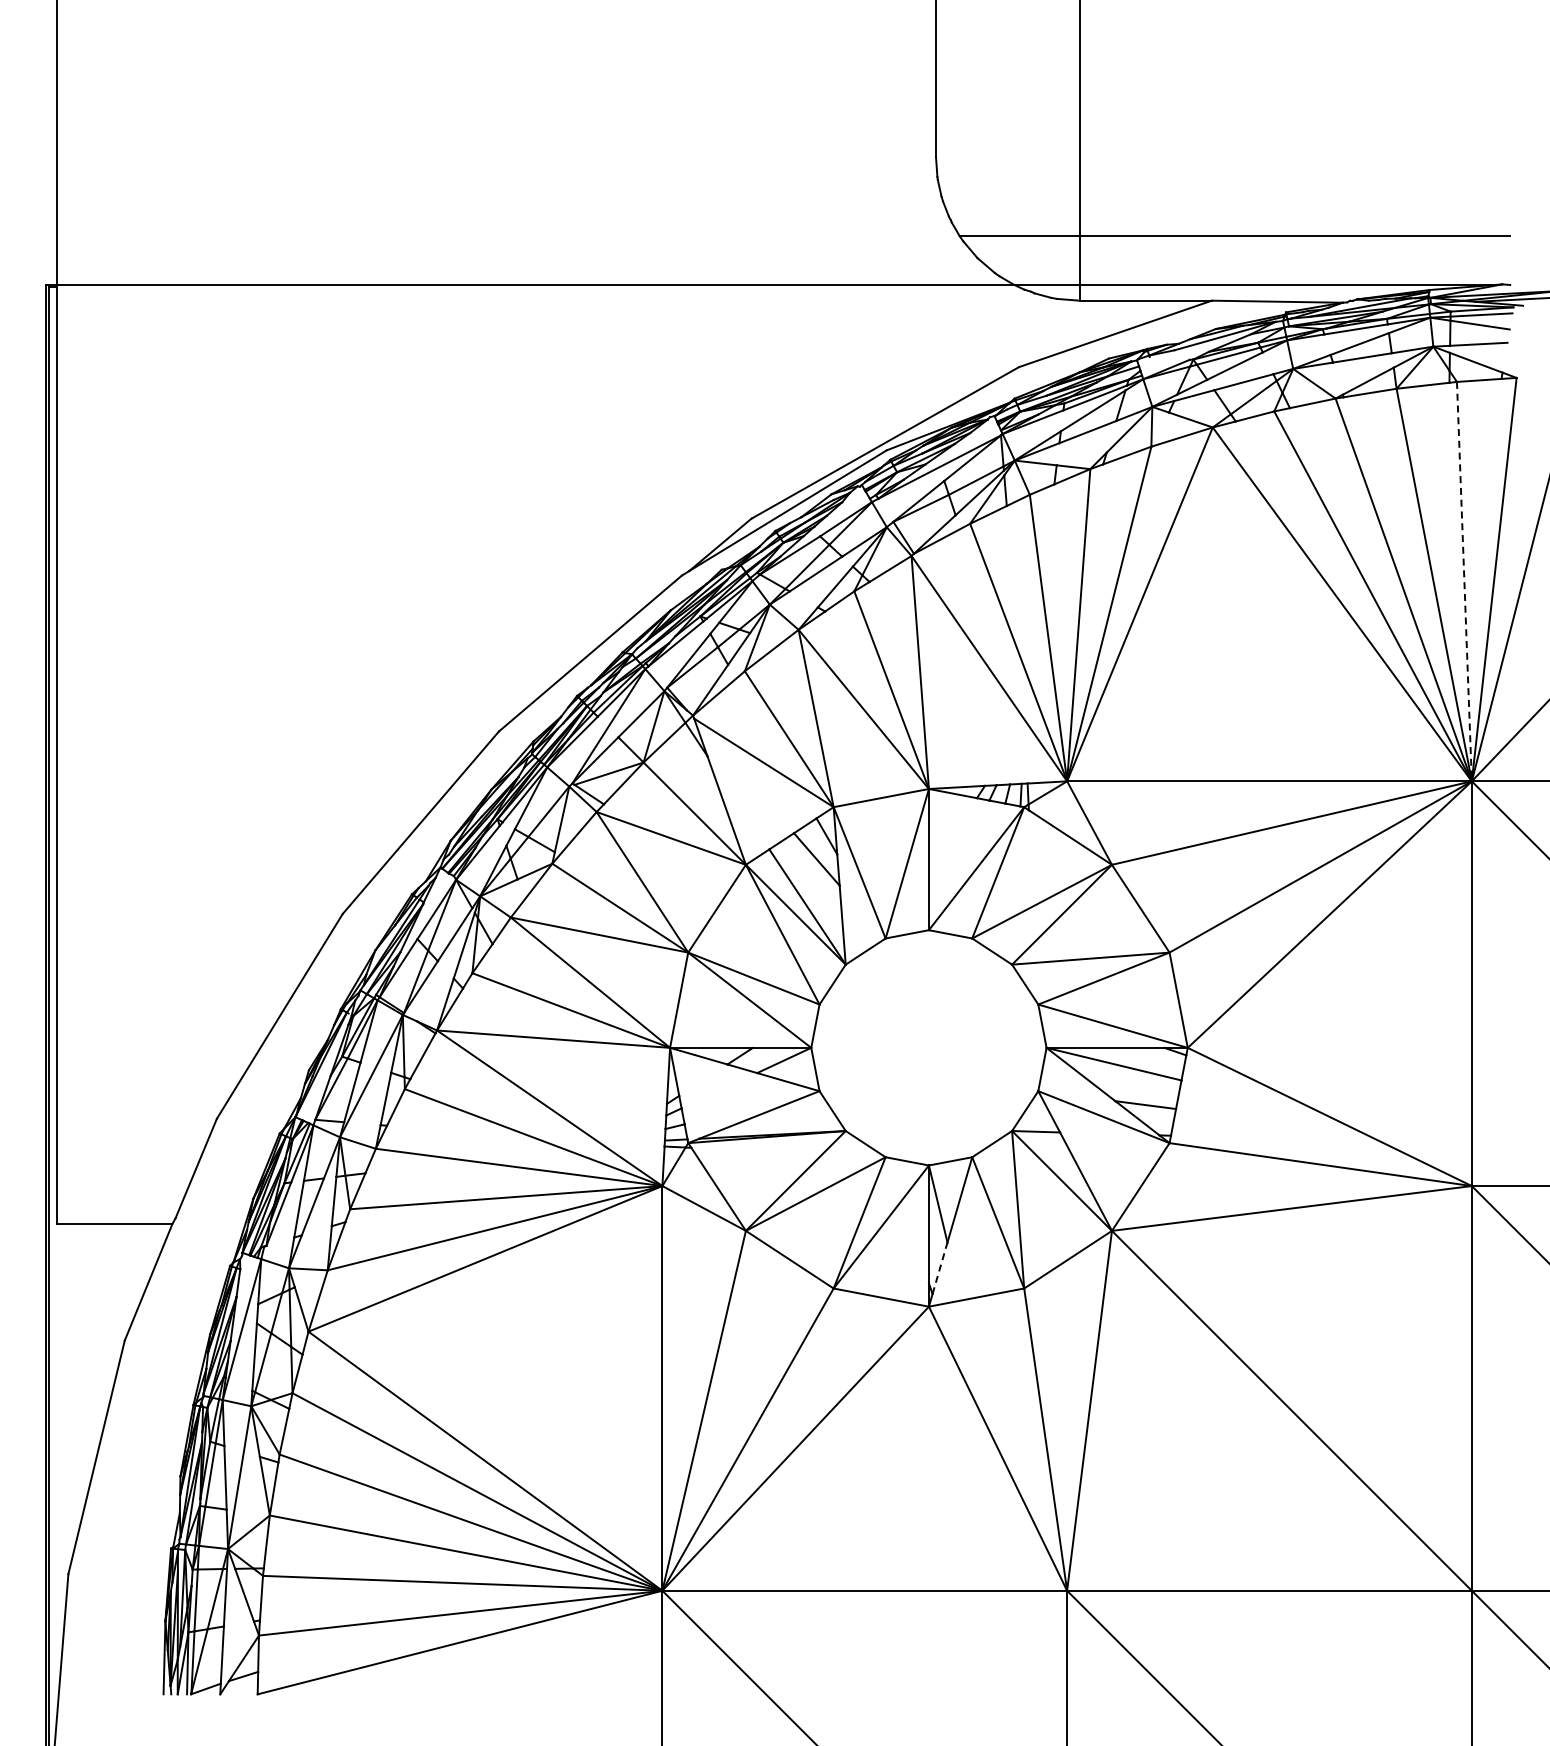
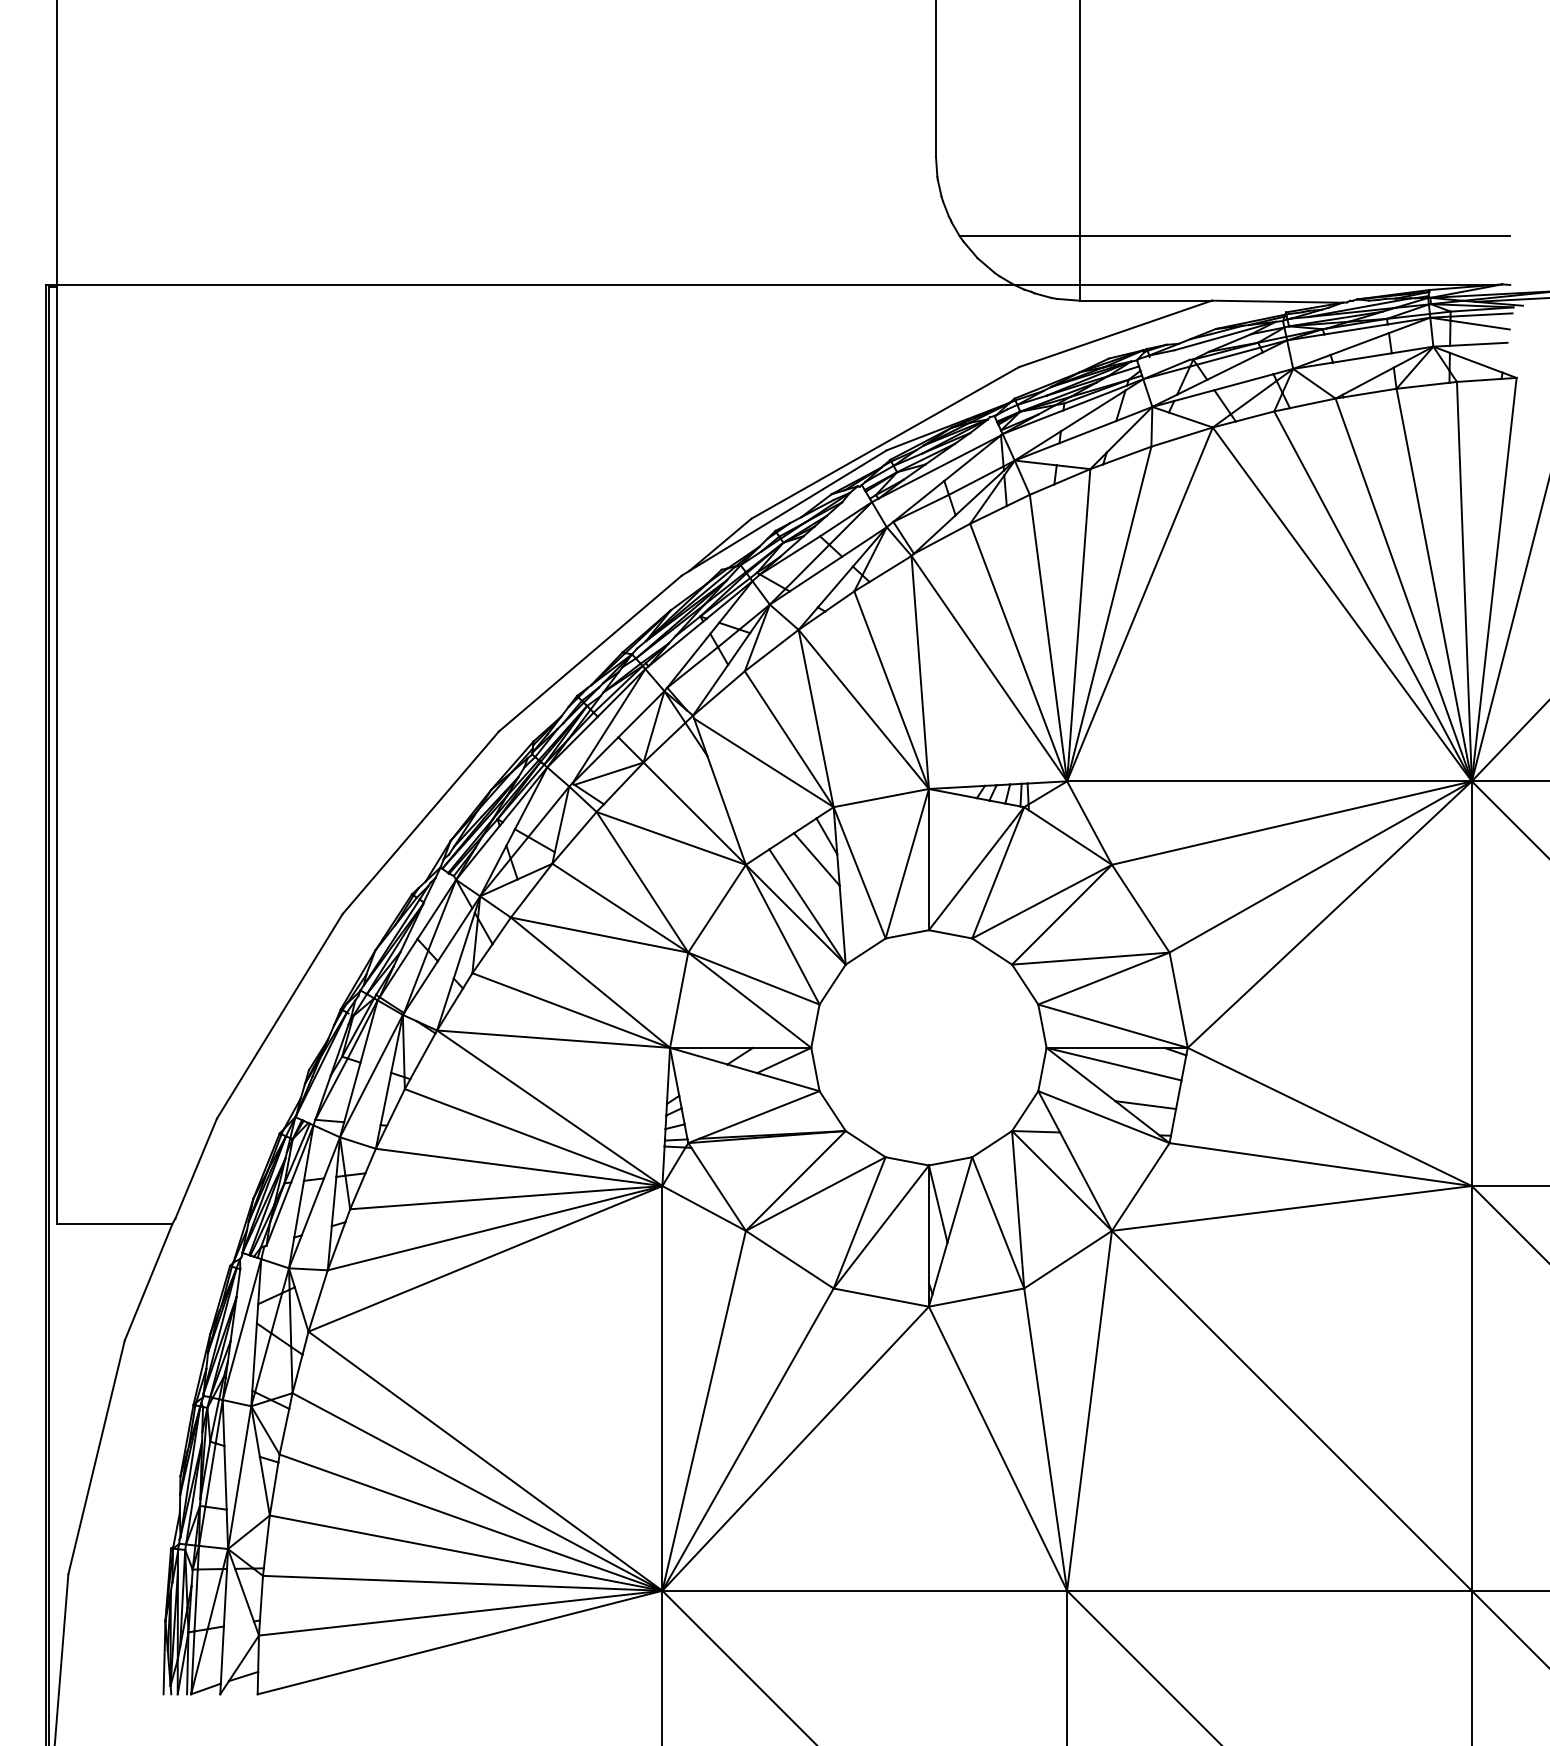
line: dashed -> solid (1464, 581)
line: dashed -> solid (940, 1268)
